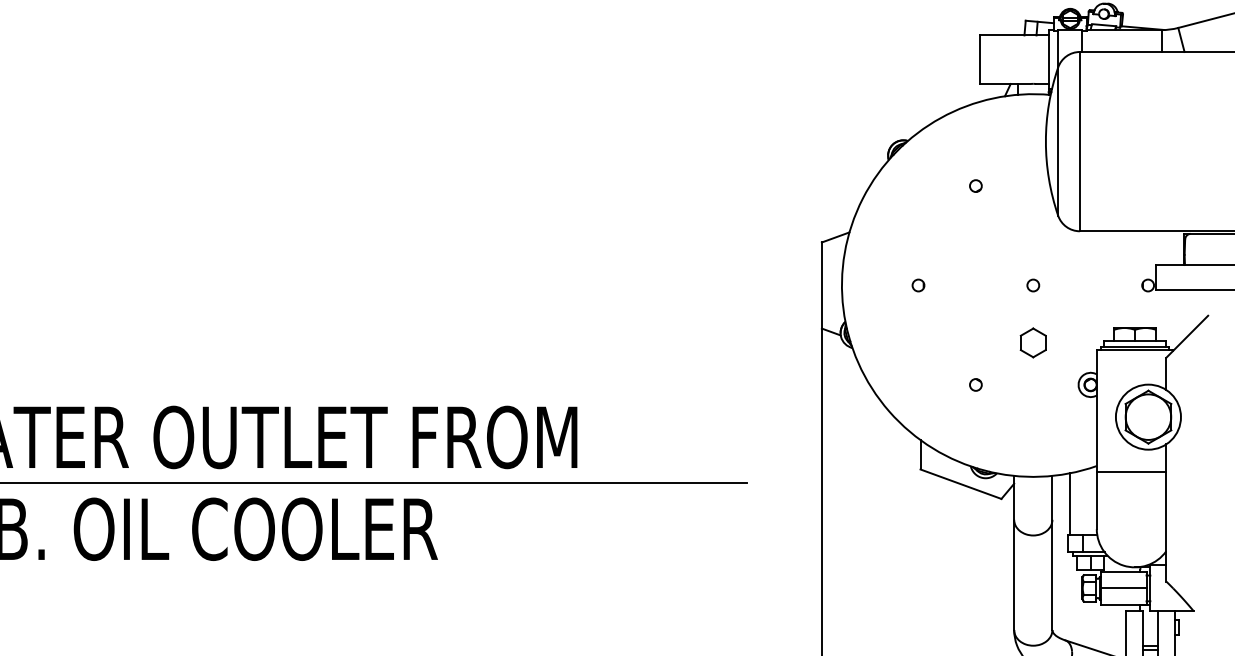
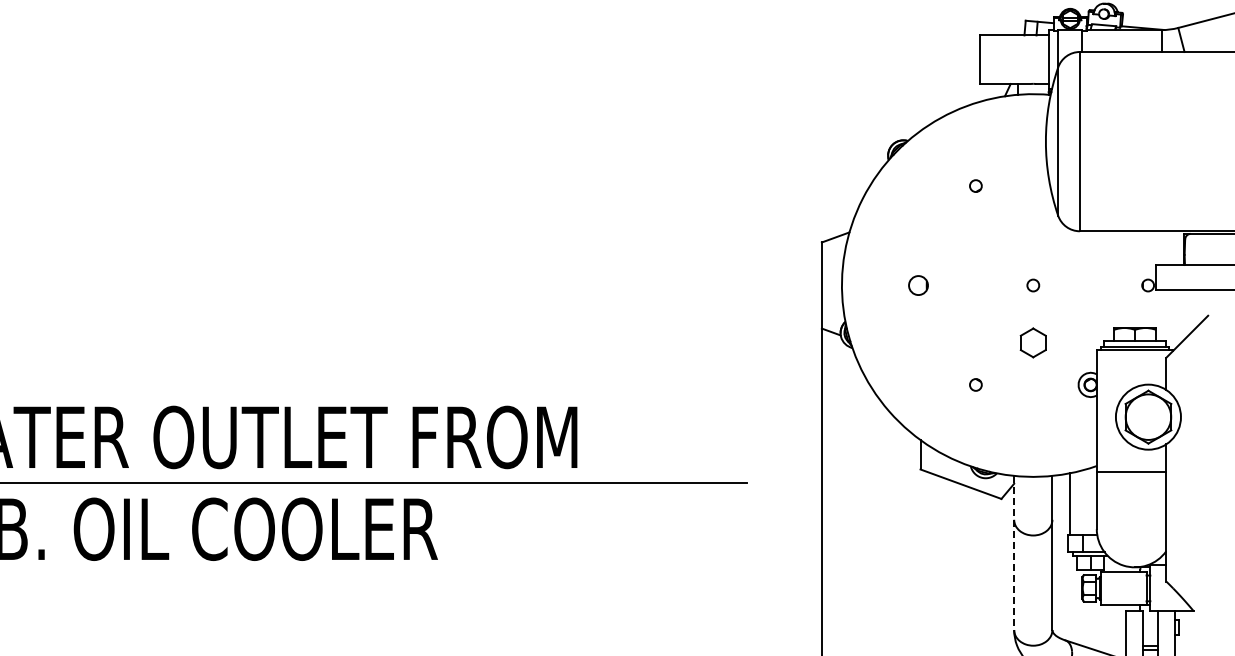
part size: 15x15 px -> 21x21 px (918, 285)
line: solid -> dashed (1014, 553)
line: present -> none (1123, 588)
